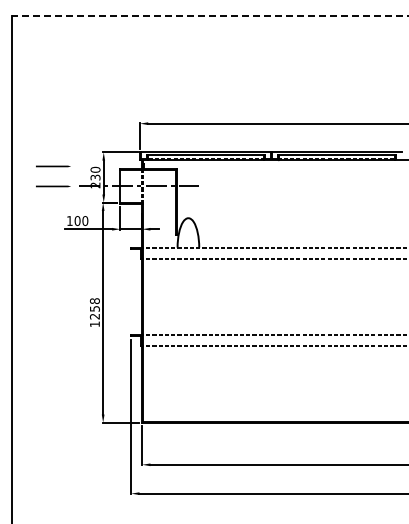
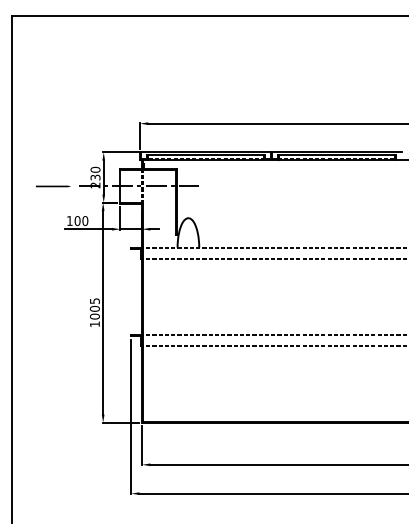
line: dashed -> solid (210, 15)
line: present -> none (53, 166)
text: 1258 -> 1005 (94, 308)
